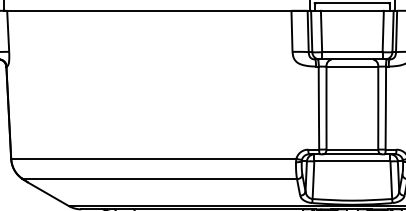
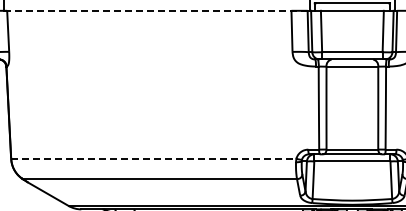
line: solid -> dashed (155, 10)
line: solid -> dashed (153, 158)
